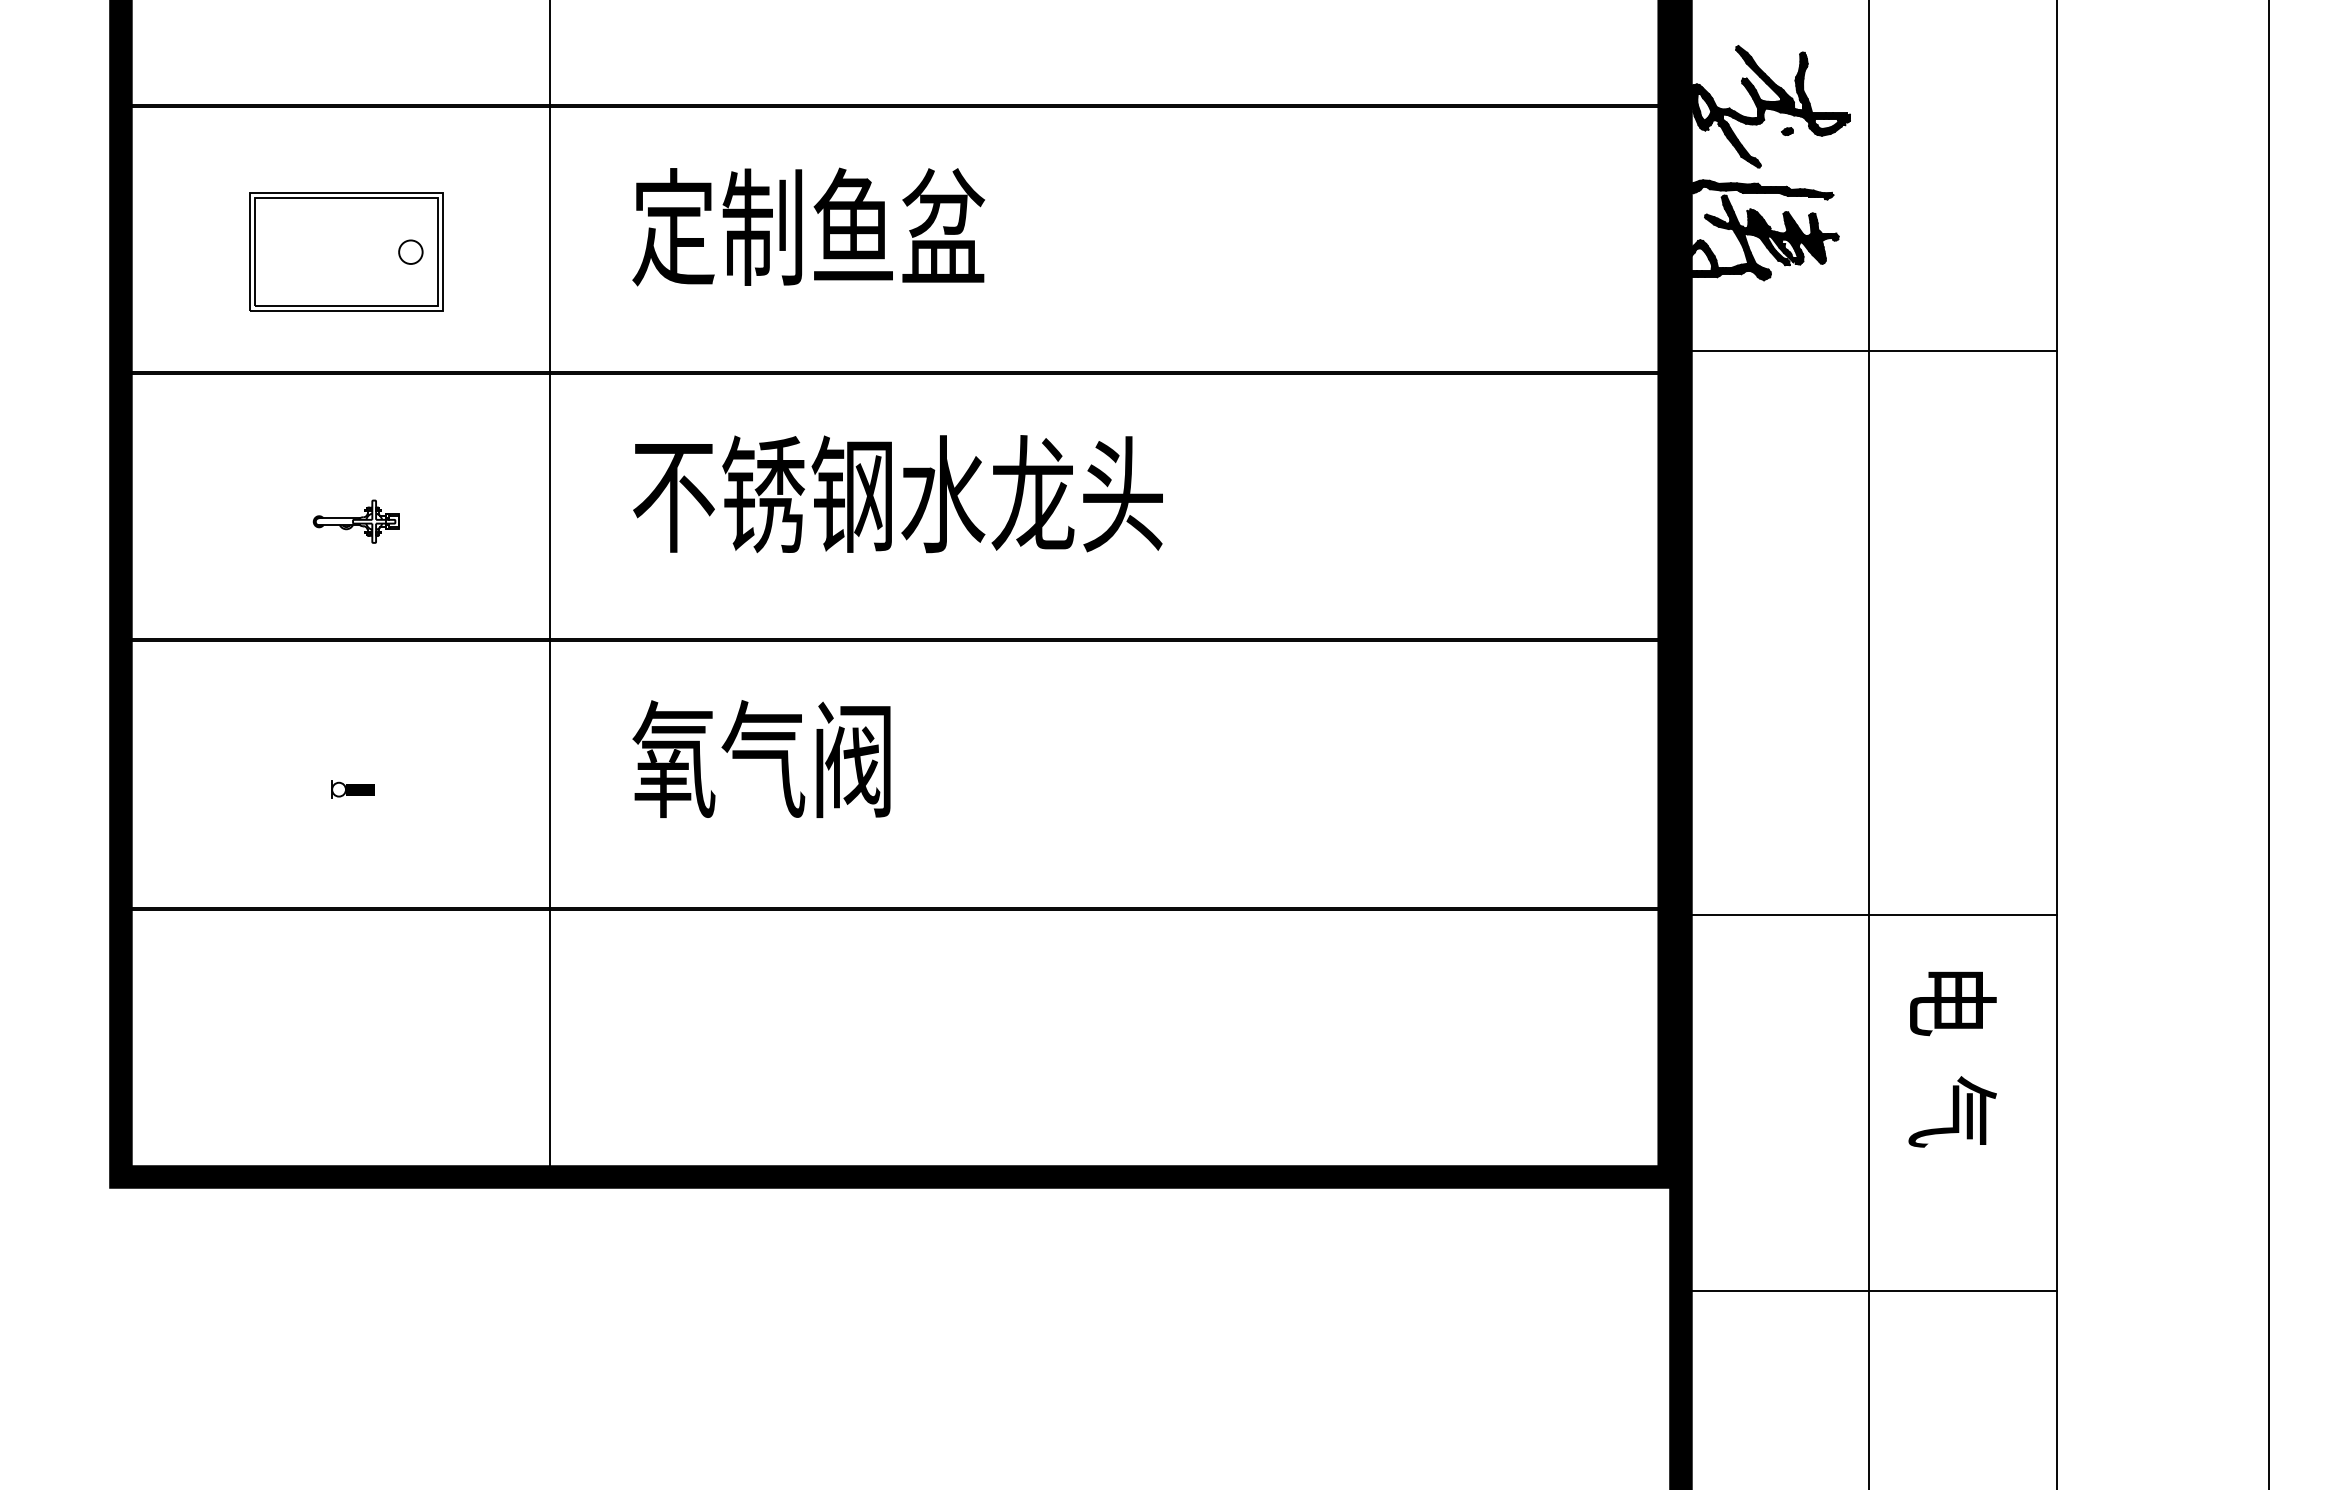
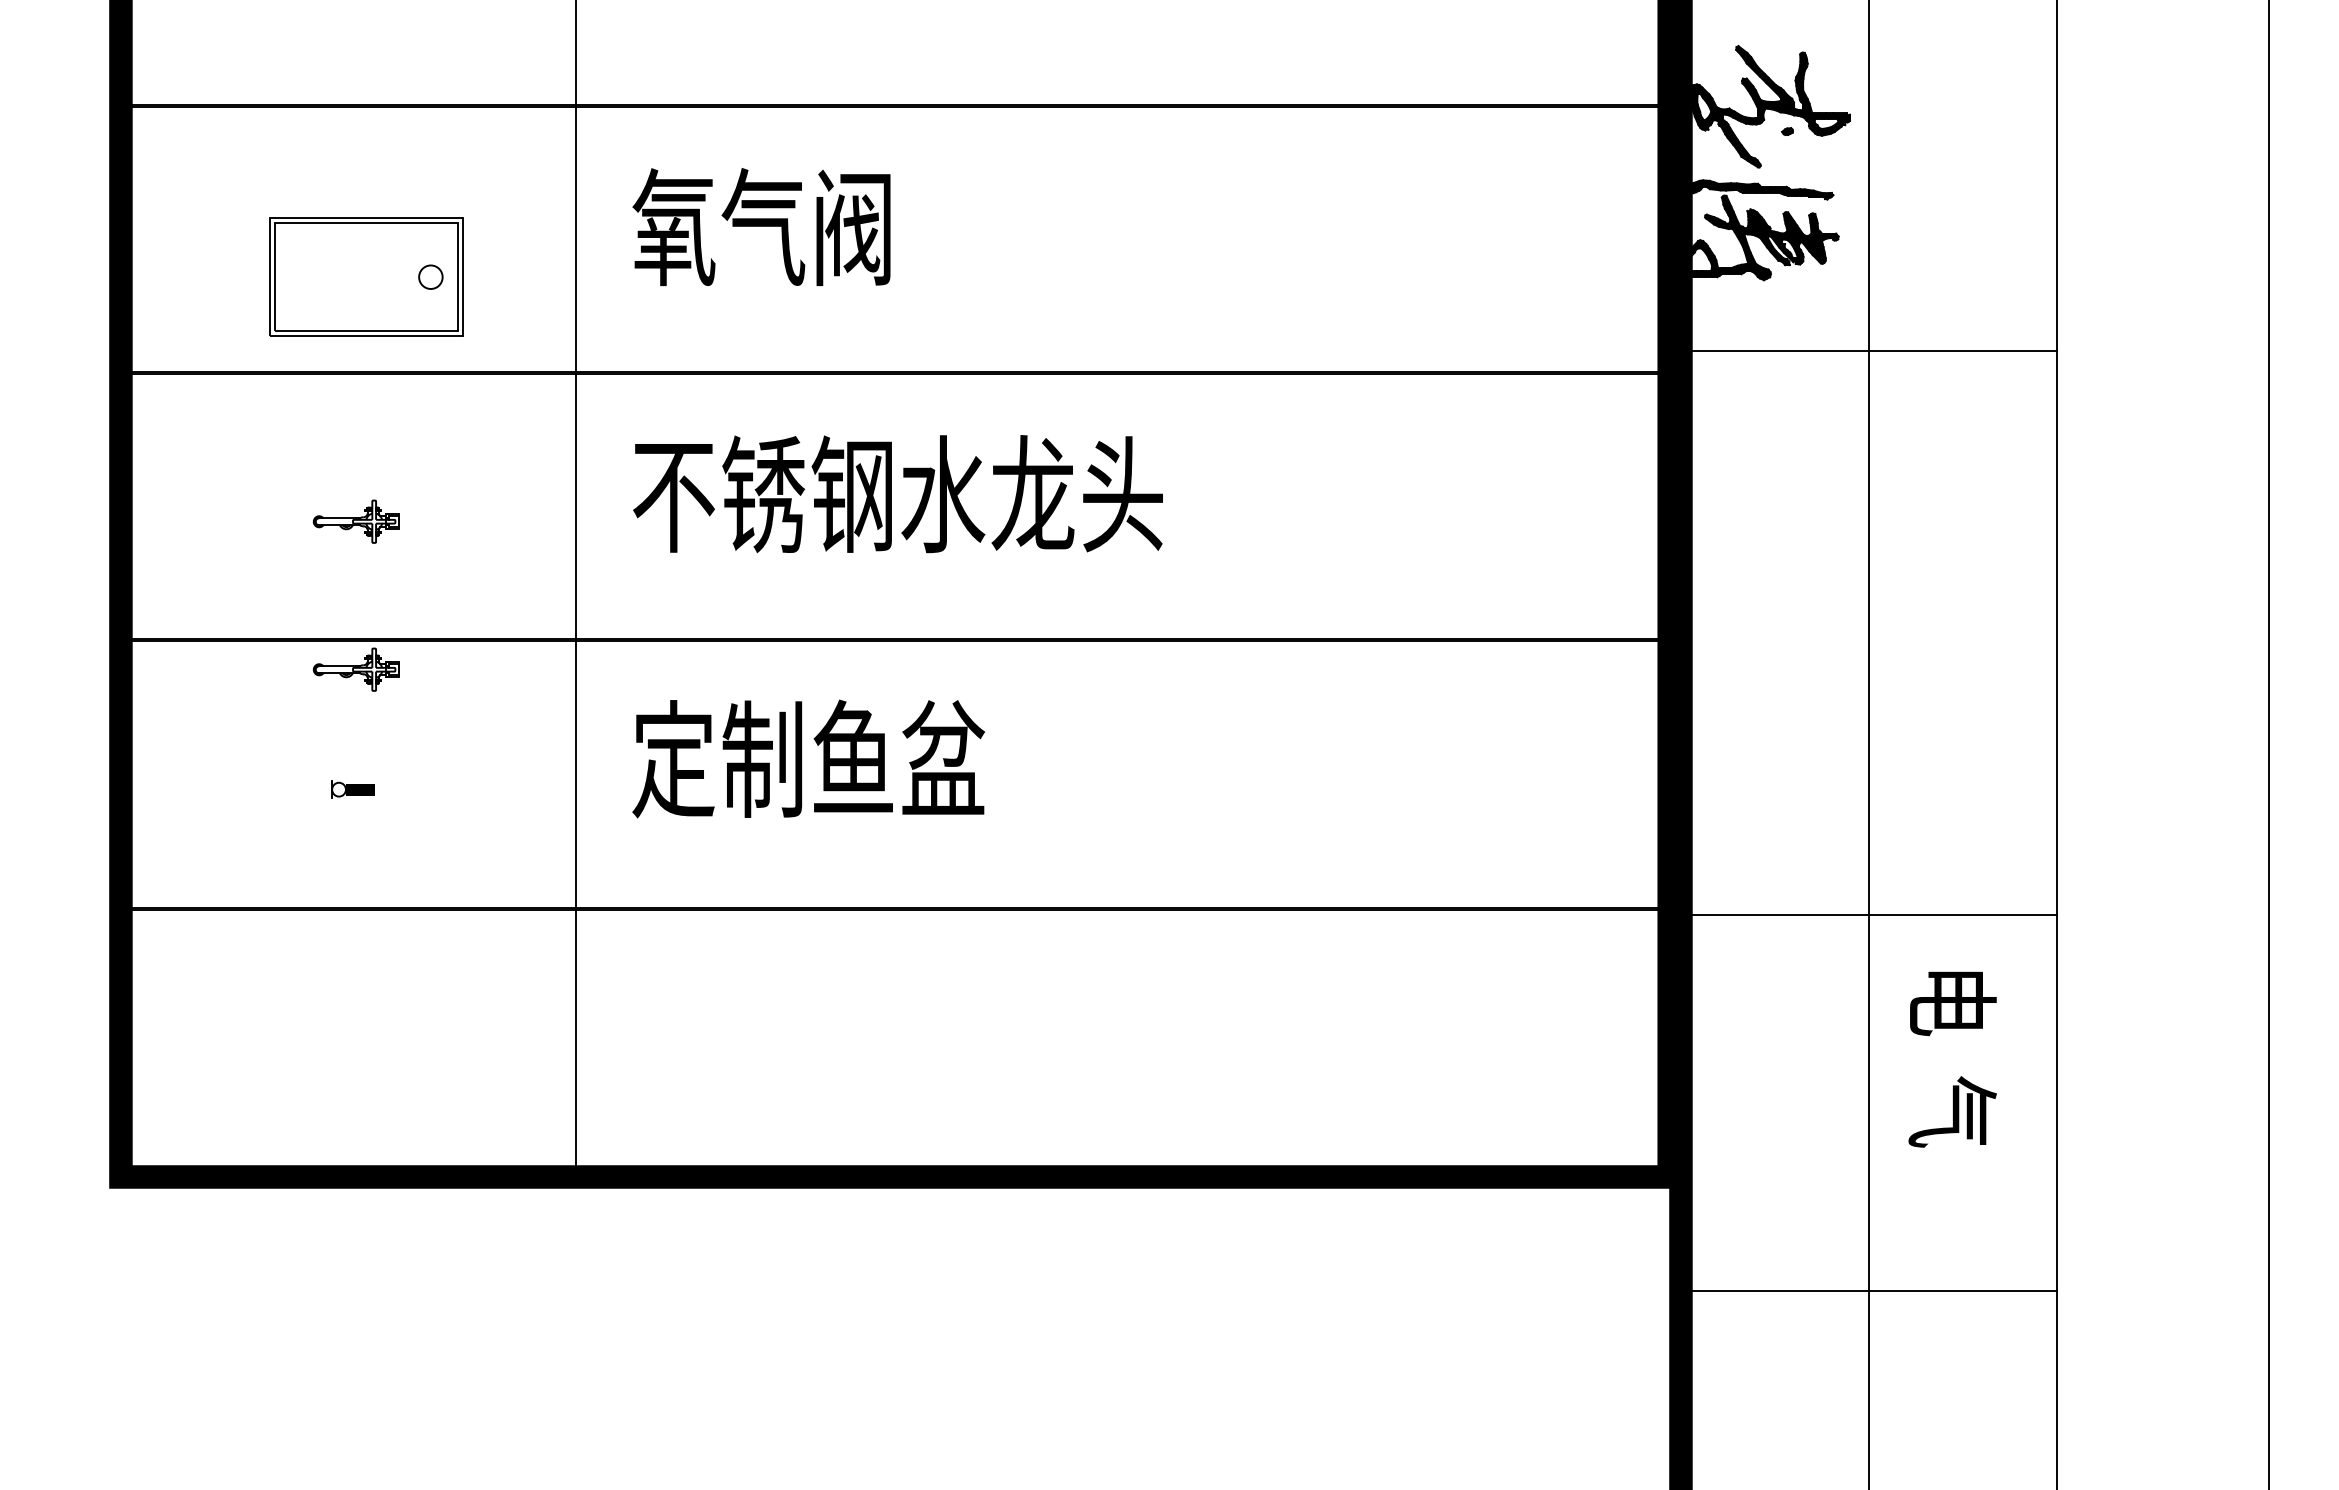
text: 定制鱼盆 -> 氧气阀 (808, 226)
part position: (346, 251) -> (366, 276) (366, 276)
line position: (550, 588) -> (576, 588) (576, 588)
part: none -> present (355, 669)
text: 氧气阀 -> 定制鱼盆 (808, 758)
